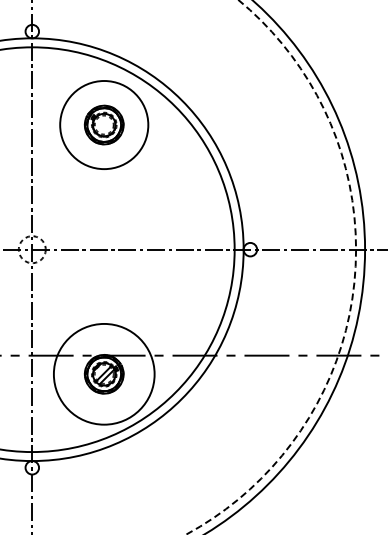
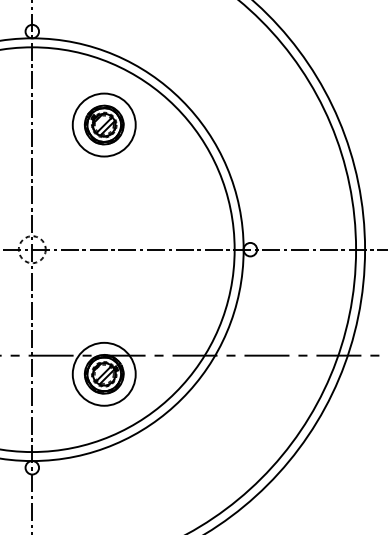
hatch: none -> present (103, 124)
circle diameter: 88 px -> 63 px (103, 124)
circle: dashed -> solid (270, 267)
circle diameter: 101 px -> 63 px (103, 373)
